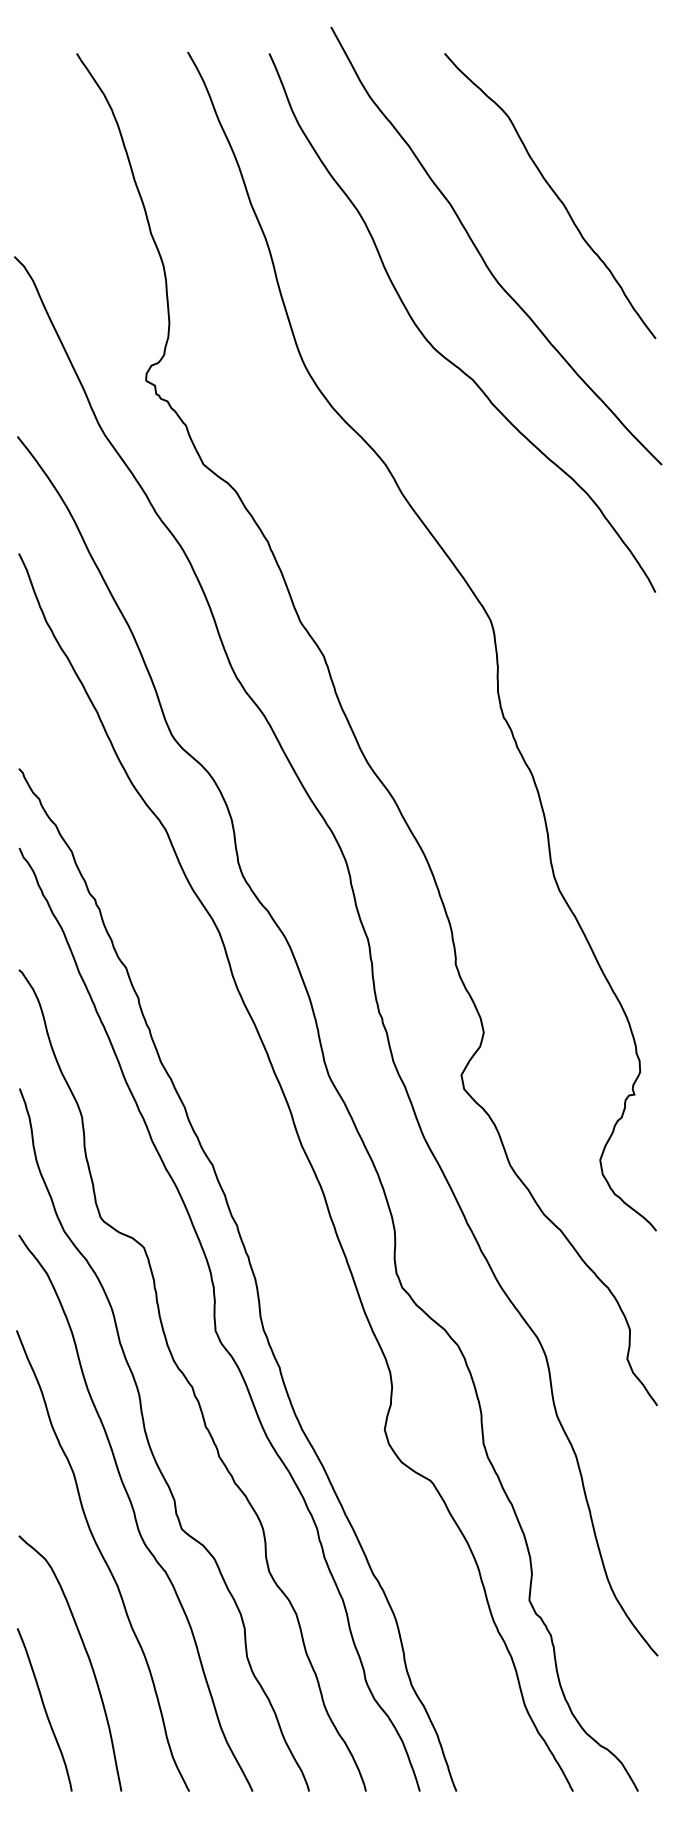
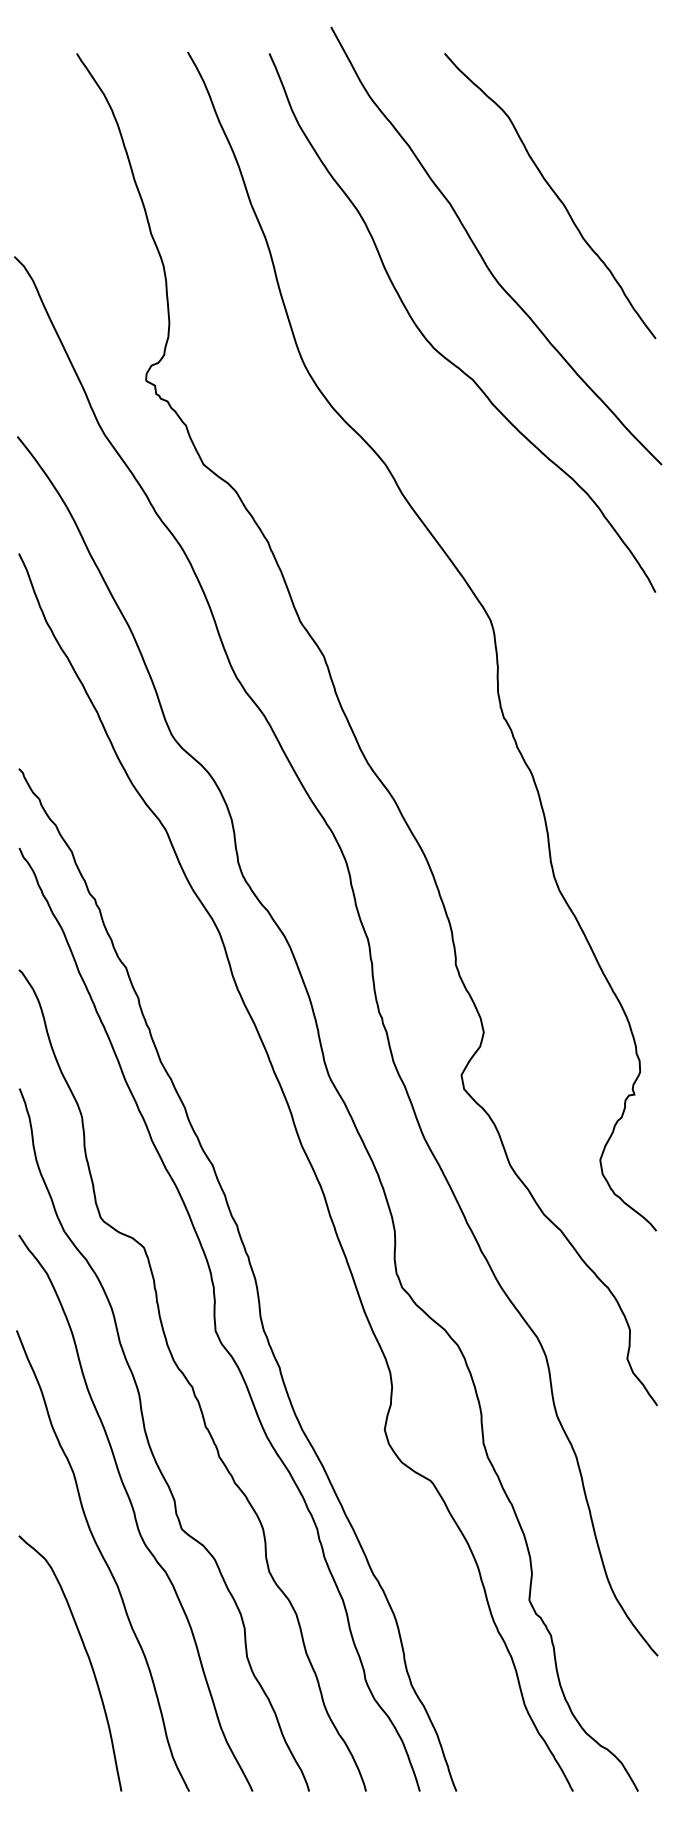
curve: present -> none (44, 1709)
